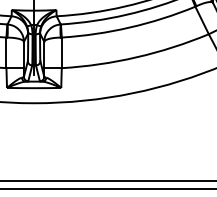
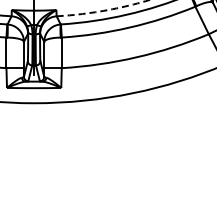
arc: solid -> dashed (104, 10)
line: present -> none (107, 181)
line: present -> none (107, 189)
